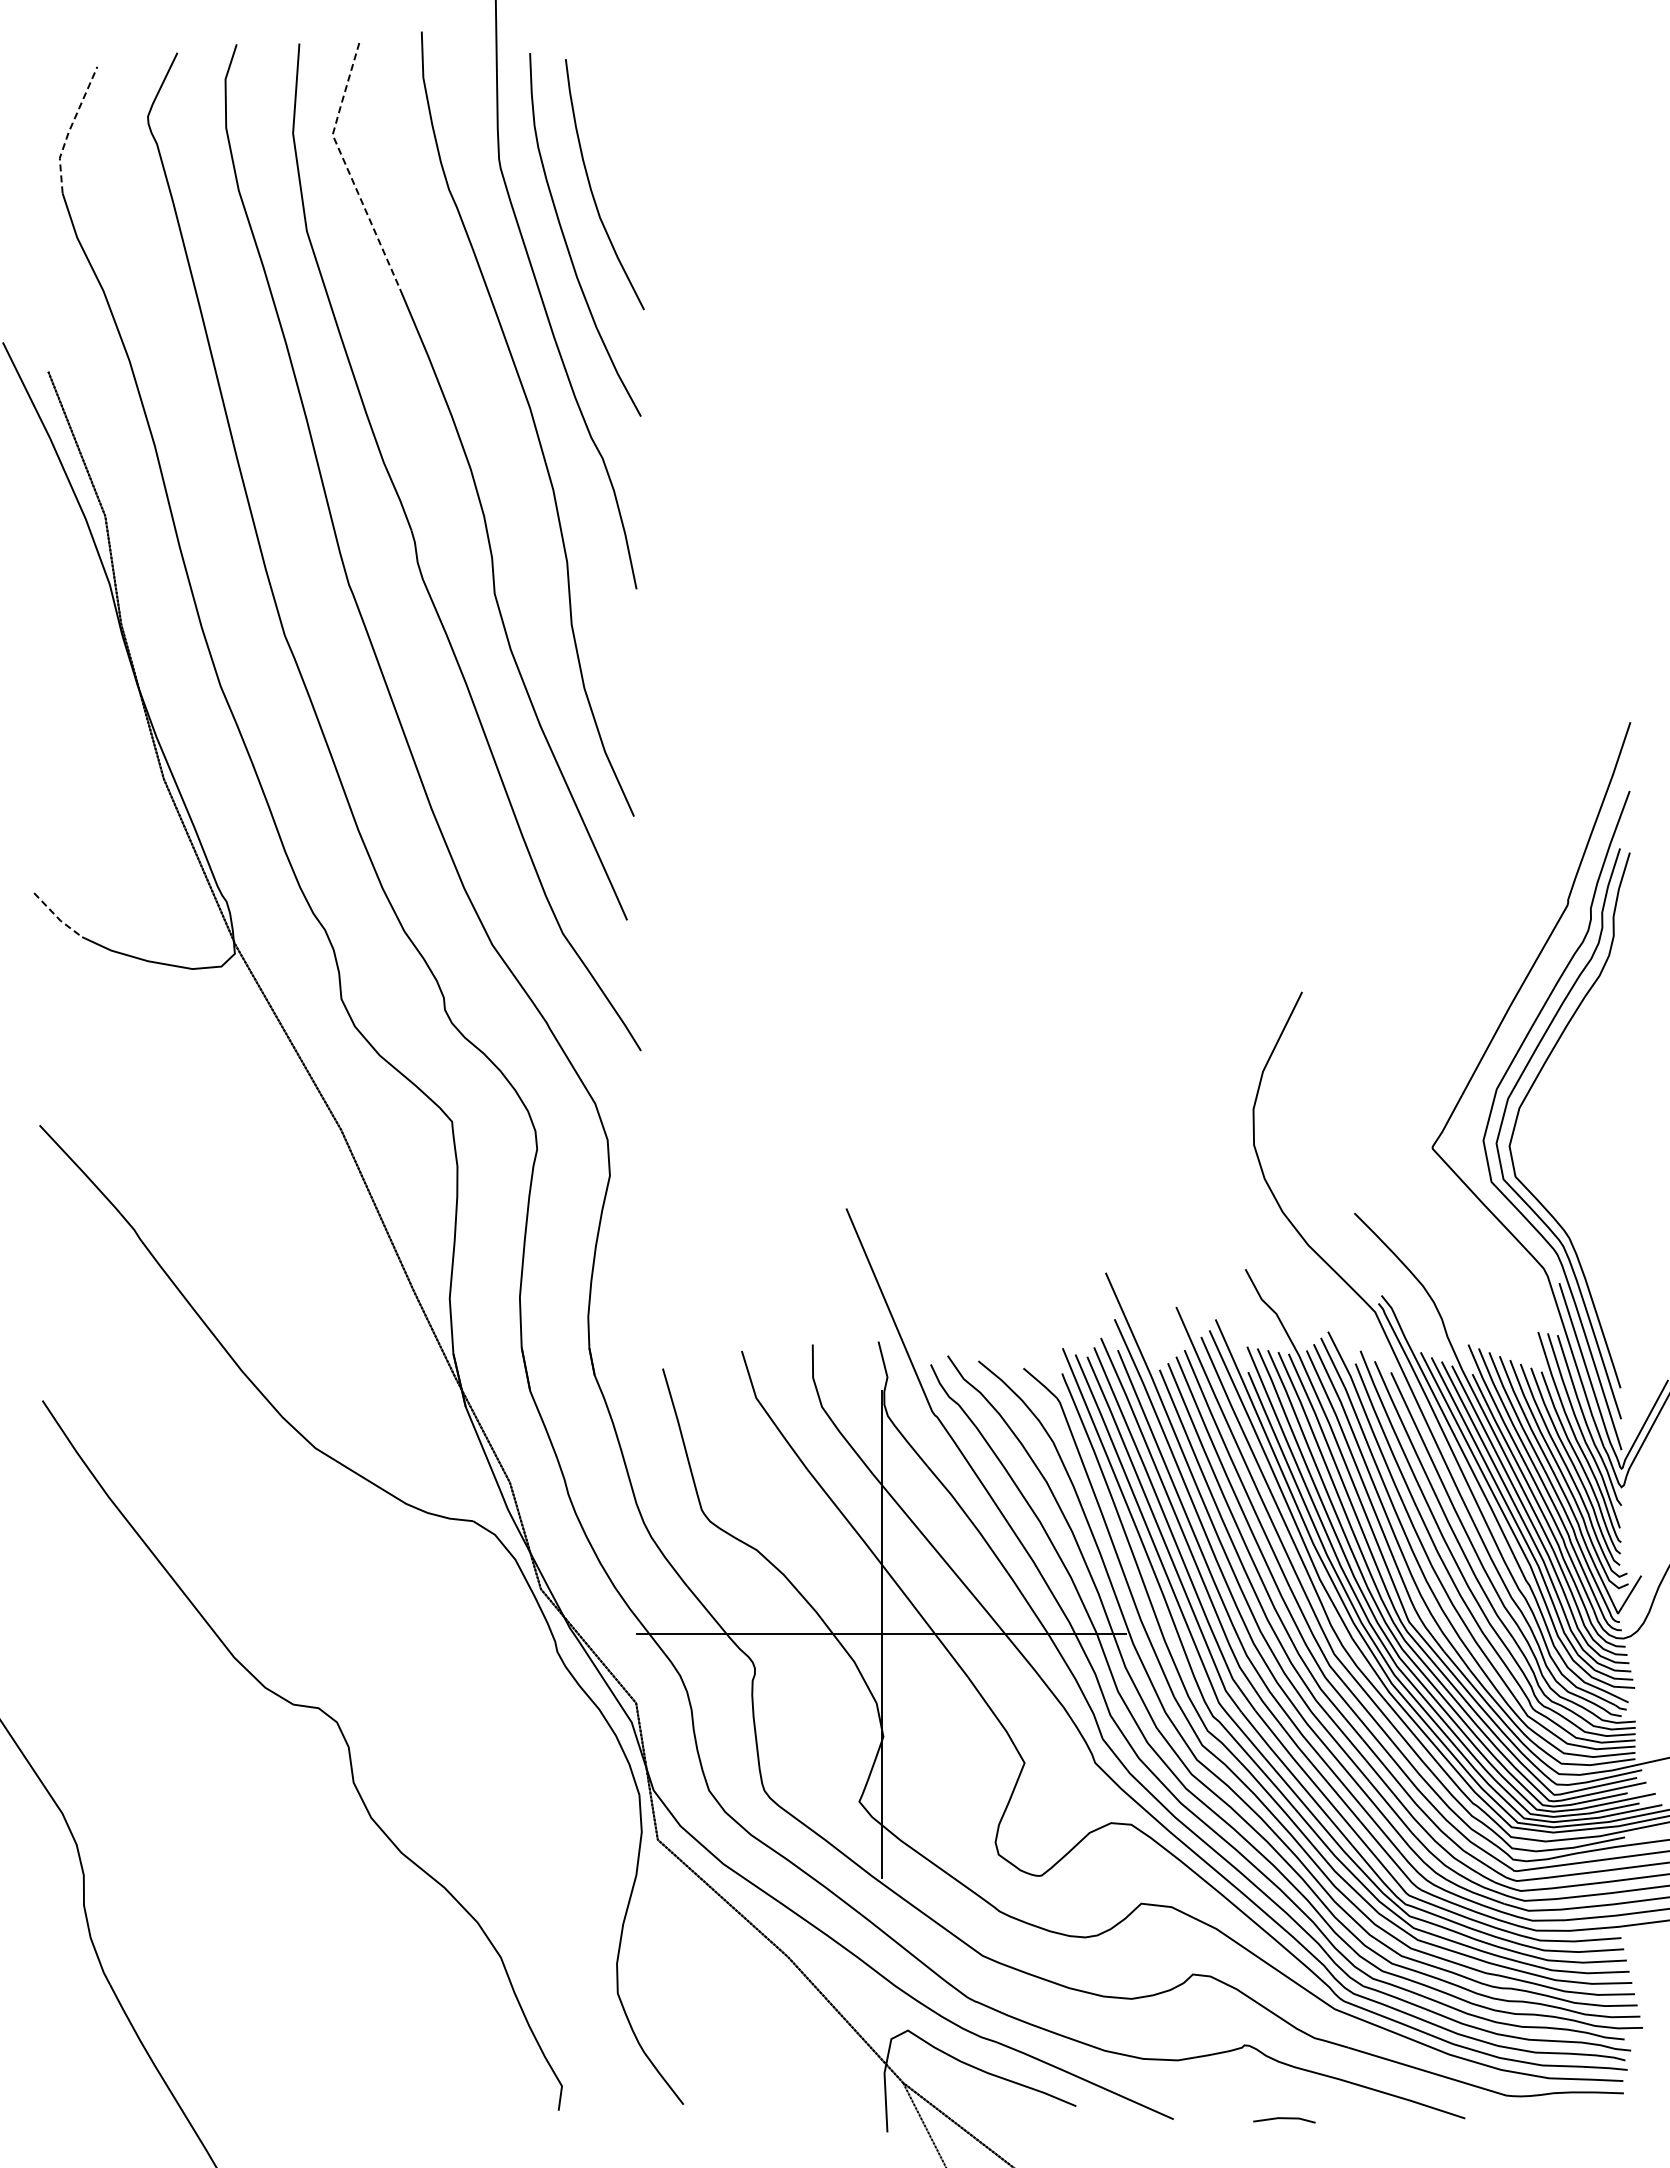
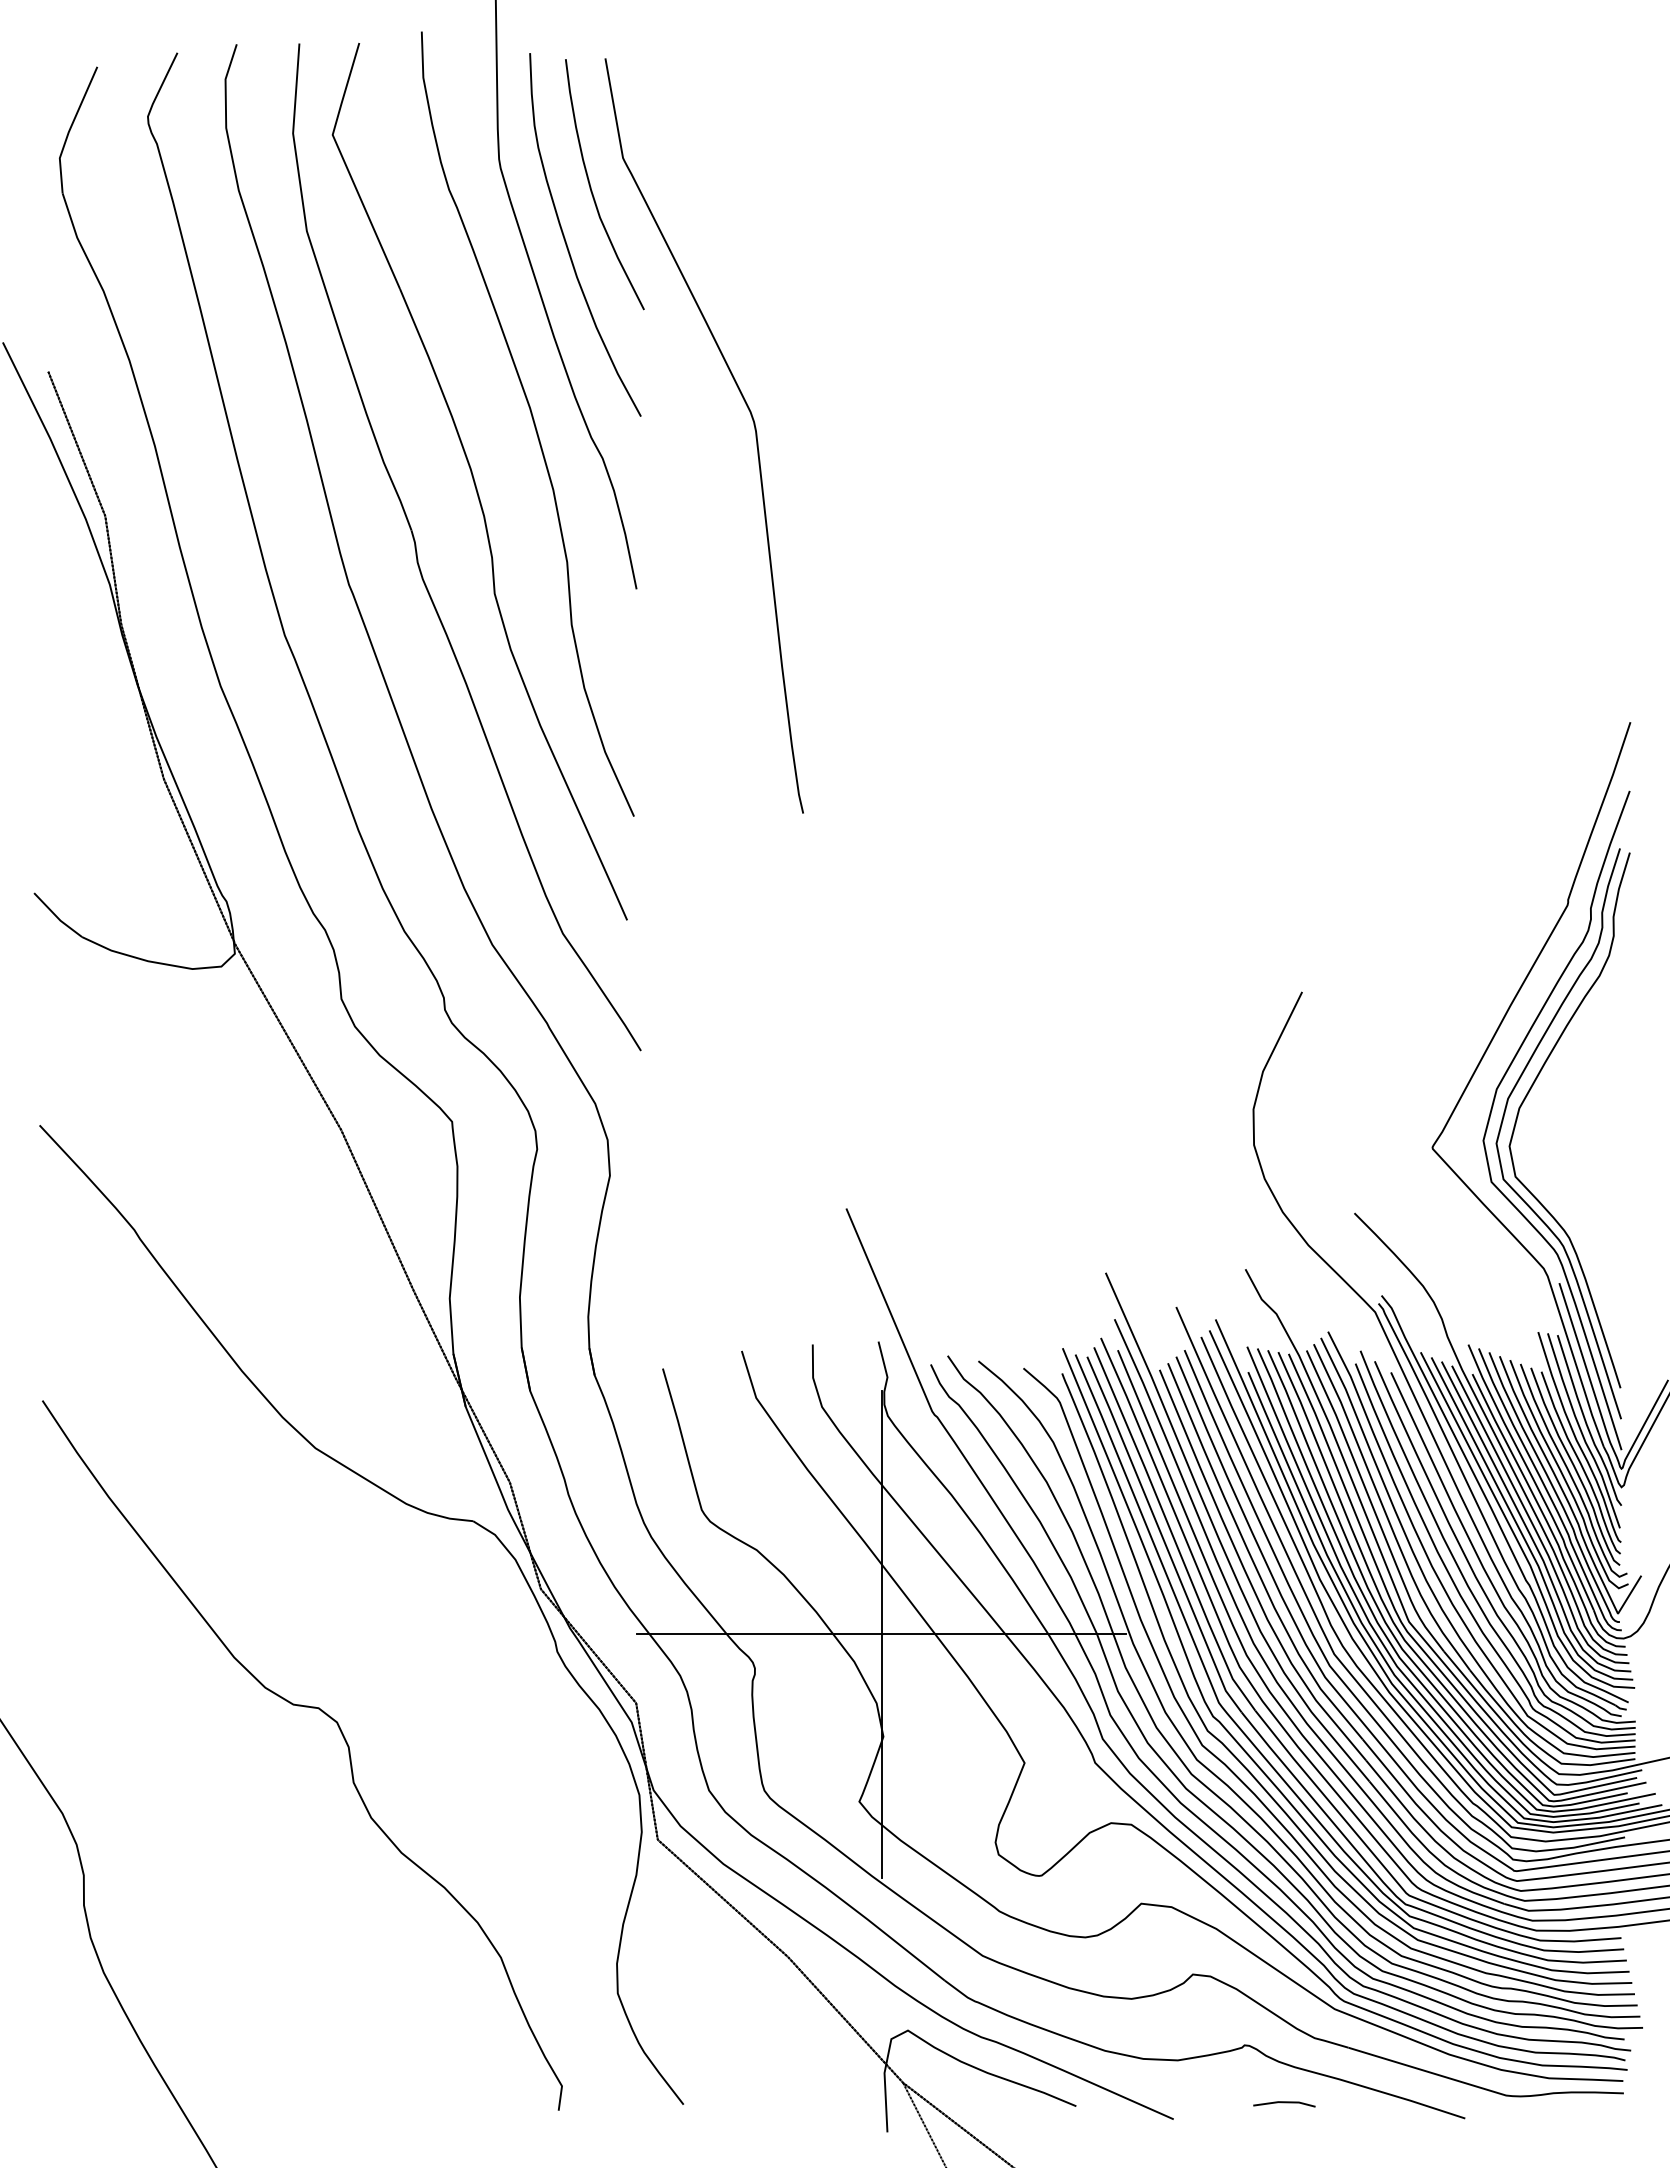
line: dashed -> solid (69, 129)
line: dashed -> solid (346, 166)
curve: none -> present (751, 418)
line: dashed -> solid (57, 917)
line position: (1284, 2119) -> (1284, 2103) (1284, 2103)
